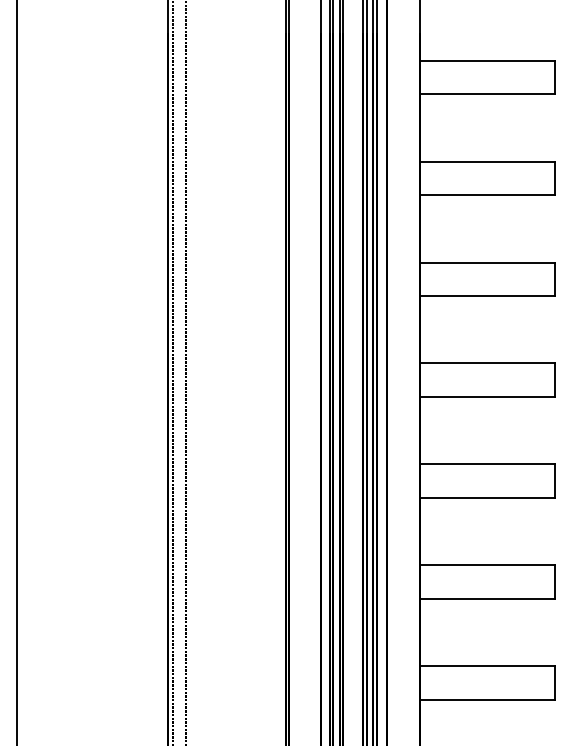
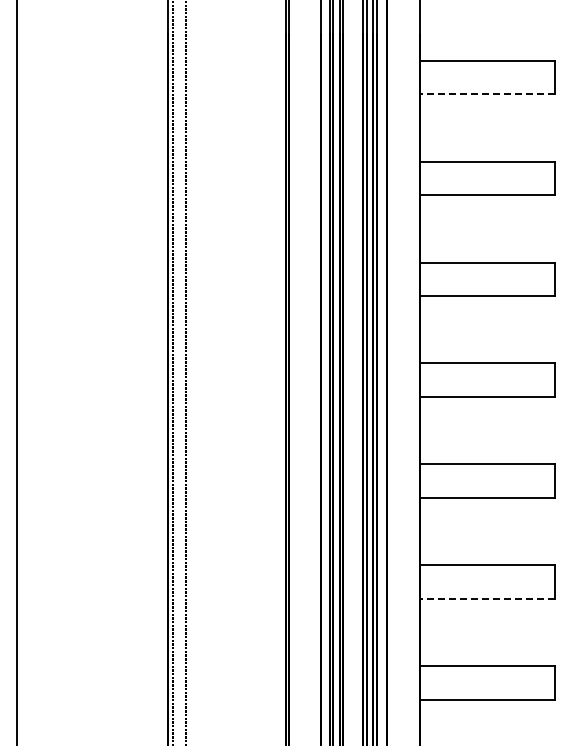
line: solid -> dashed (487, 94)
line: solid -> dashed (487, 598)
